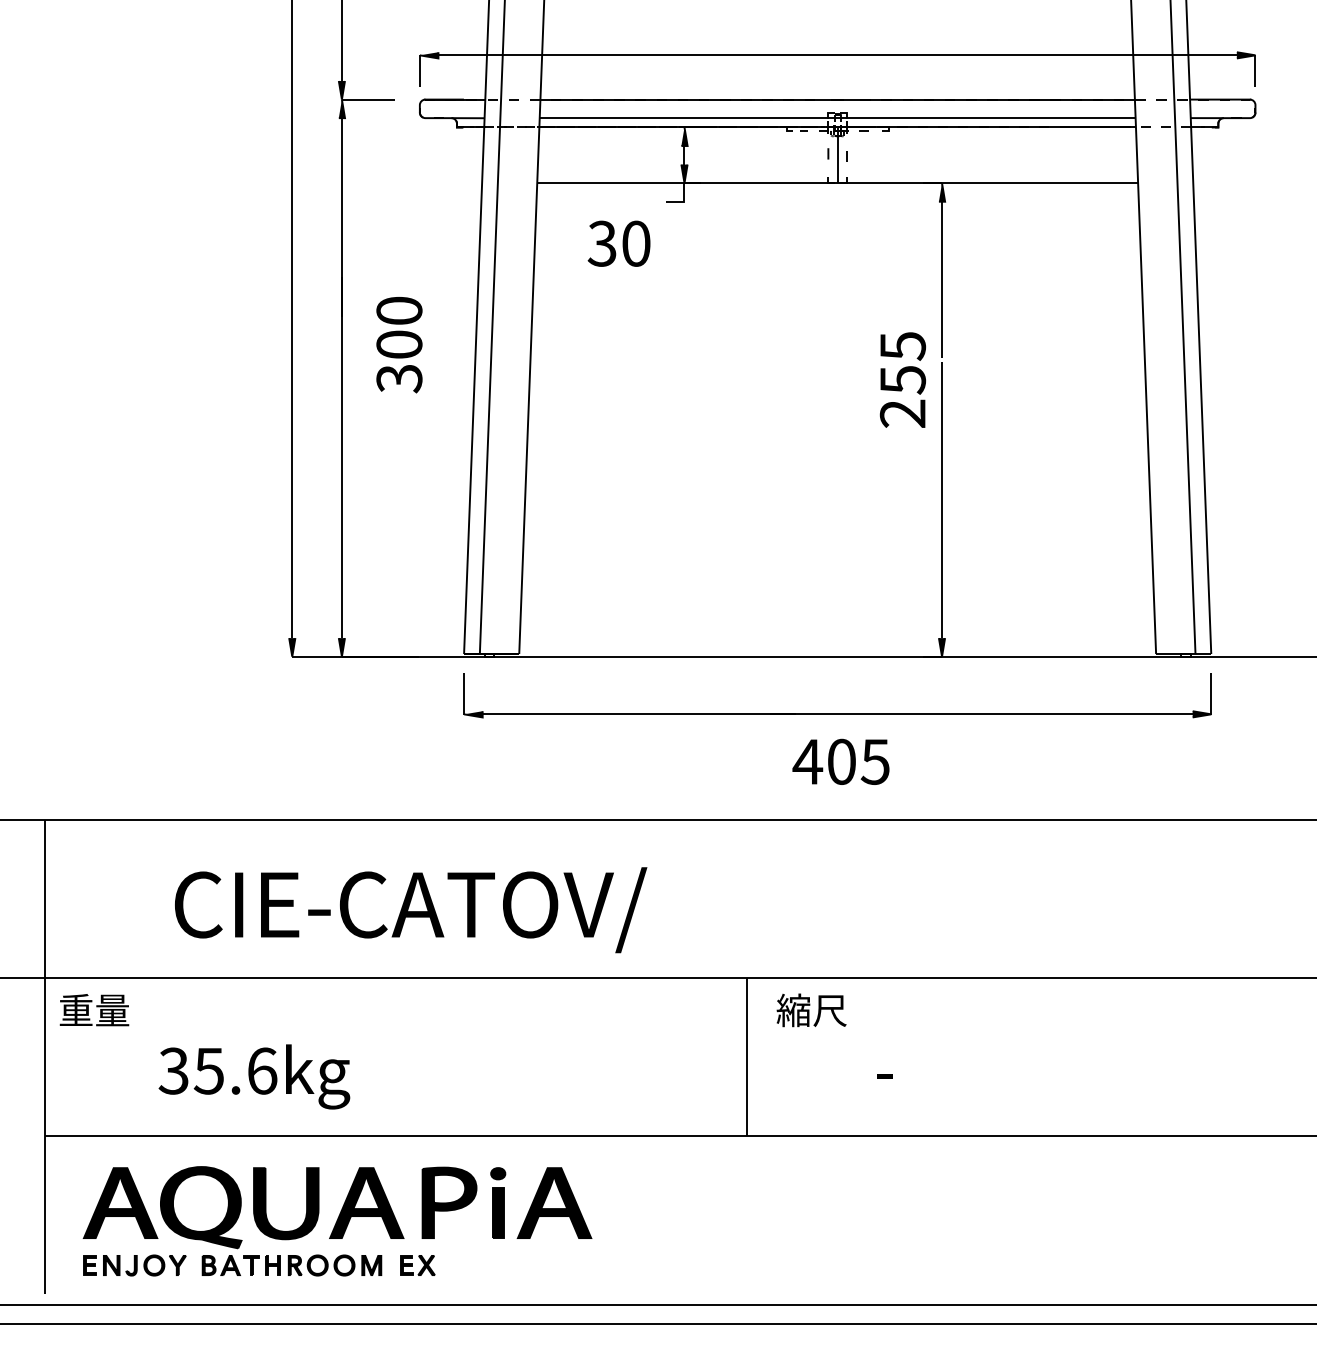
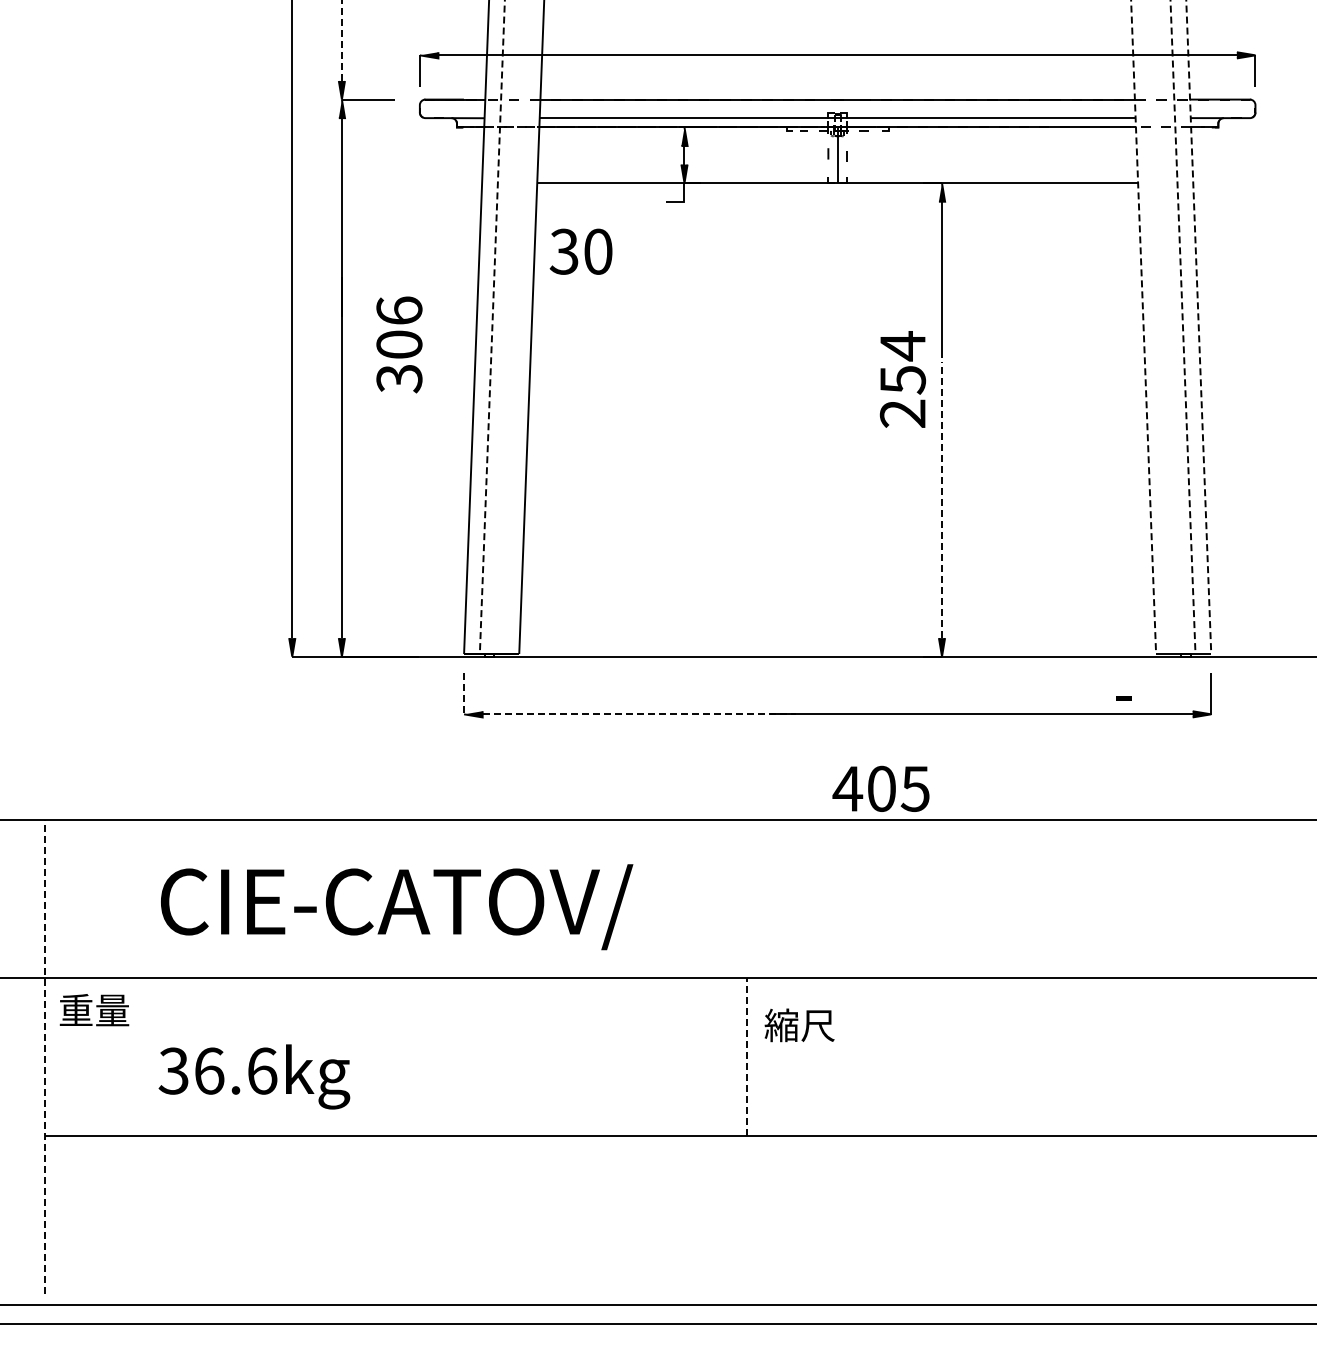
line: solid -> dashed (341, 40)
text position: (618, 243) -> (580, 251) (580, 251)
text: 300 -> 306 (399, 310)
line: solid -> dashed (492, 327)
line: solid -> dashed (1143, 327)
line: solid -> dashed (1183, 327)
line: solid -> dashed (1198, 327)
text: 255 -> 254 (903, 346)
line: solid -> dashed (942, 500)
line: solid -> dashed (464, 694)
line: solid -> dashed (639, 714)
text position: (840, 761) -> (880, 788) (880, 788)
text position: (411, 910) -> (397, 907) (397, 907)
text position: (811, 1010) -> (799, 1025) (799, 1025)
line: solid -> dashed (747, 1056)
line: solid -> dashed (44, 1057)
text: 35.6kg -> 36.6kg (208, 1070)
text position: (884, 1076) -> (1123, 698) (1123, 698)
part: present -> none (337, 1221)
